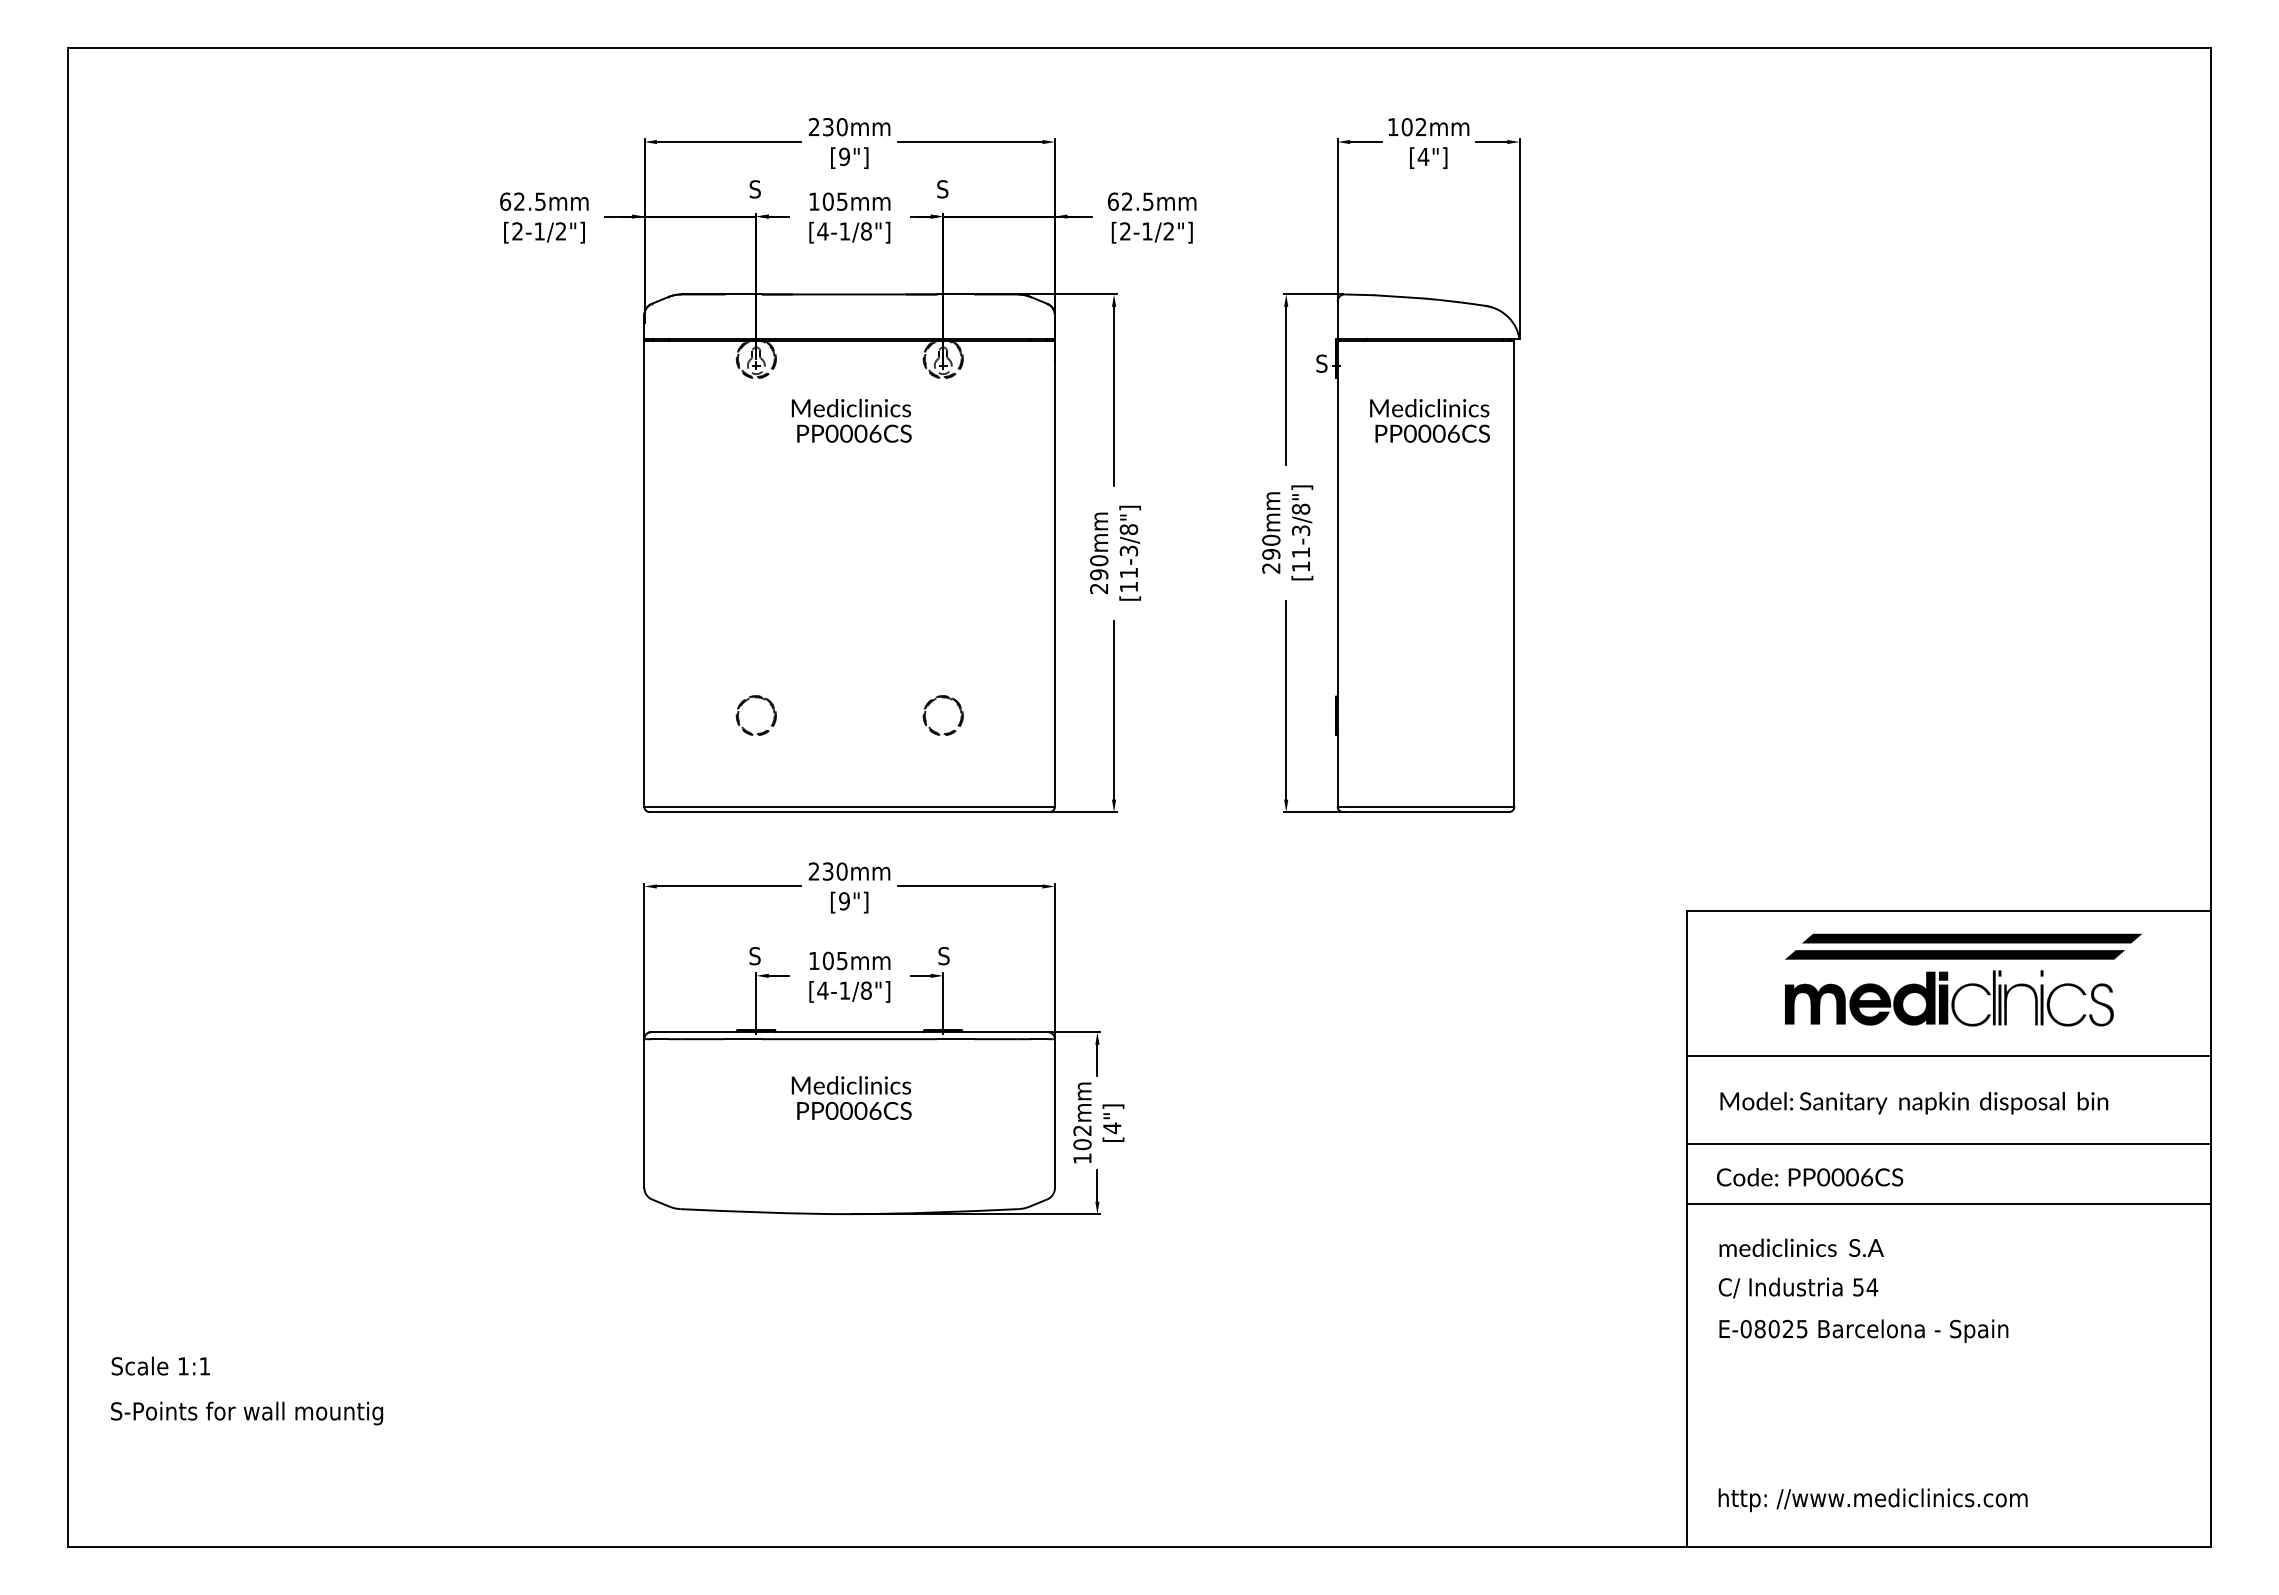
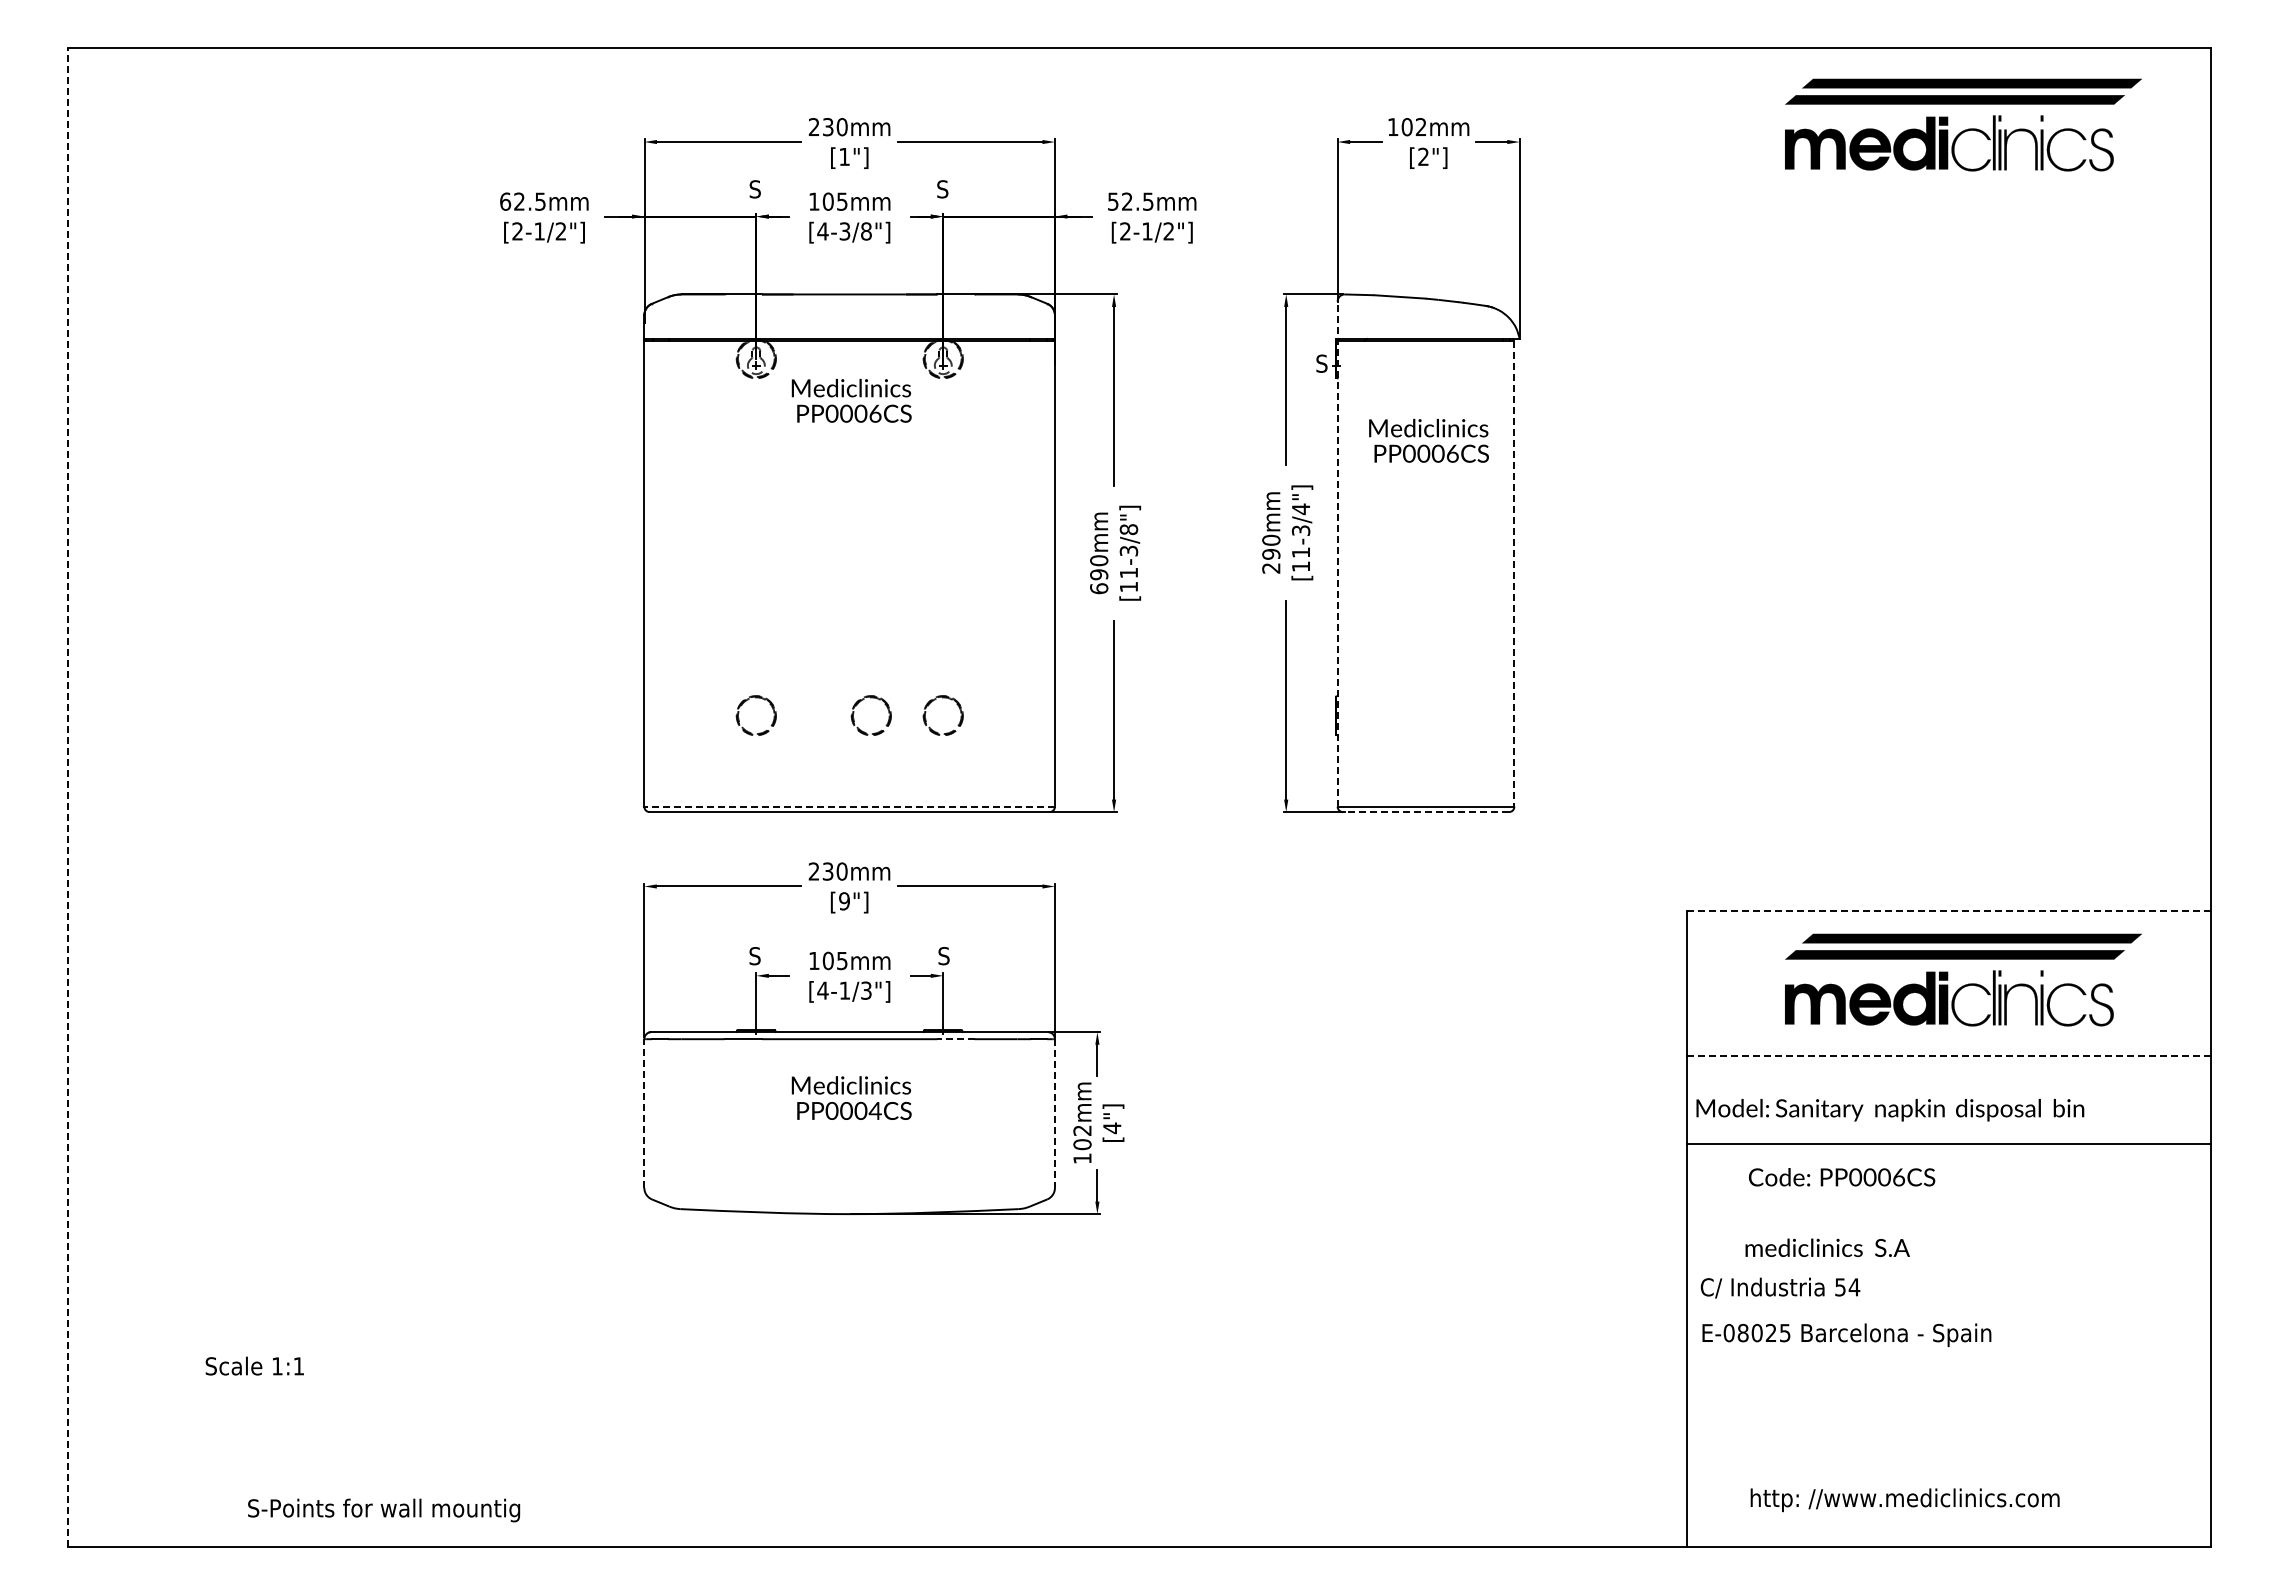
part: none -> present (1963, 124)
text: [9"] -> [1"] (844, 156)
text: [4"] -> [2"] (1423, 156)
text: 62.5mm -> 52.5mm (1112, 201)
text: [4-1/8"] -> [4-3/8"] (844, 231)
text position: (851, 420) -> (851, 400) (851, 400)
text position: (1429, 420) -> (1428, 440) (1428, 440)
text: [11-3/8"] -> [11-3/4"] (1300, 509)
line: solid -> dashed (1337, 554)
line: solid -> dashed (1514, 573)
text: 290mm -> 690mm (1099, 588)
part: none -> present (854, 713)
line: solid -> dashed (68, 797)
line: solid -> dashed (849, 806)
line: solid -> dashed (1425, 812)
line: solid -> dashed (1948, 911)
text: [4-1/8"] -> [4-1/3"] (866, 990)
line: solid -> dashed (955, 1039)
line: solid -> dashed (1948, 1056)
text position: (1914, 1103) -> (1890, 1110) (1890, 1110)
text: PP0006CS -> PP0004CS (874, 1110)
line: solid -> dashed (644, 1113)
line: solid -> dashed (1054, 1114)
text position: (1810, 1177) -> (1842, 1177) (1842, 1177)
line: present -> none (1948, 1203)
text position: (1801, 1247) -> (1827, 1247) (1827, 1247)
text position: (1798, 1287) -> (1780, 1287) (1780, 1287)
text position: (1863, 1331) -> (1846, 1335) (1846, 1335)
text position: (160, 1365) -> (254, 1365) (254, 1365)
text position: (247, 1413) -> (384, 1510) (384, 1510)
text position: (1872, 1500) -> (1904, 1500) (1904, 1500)
